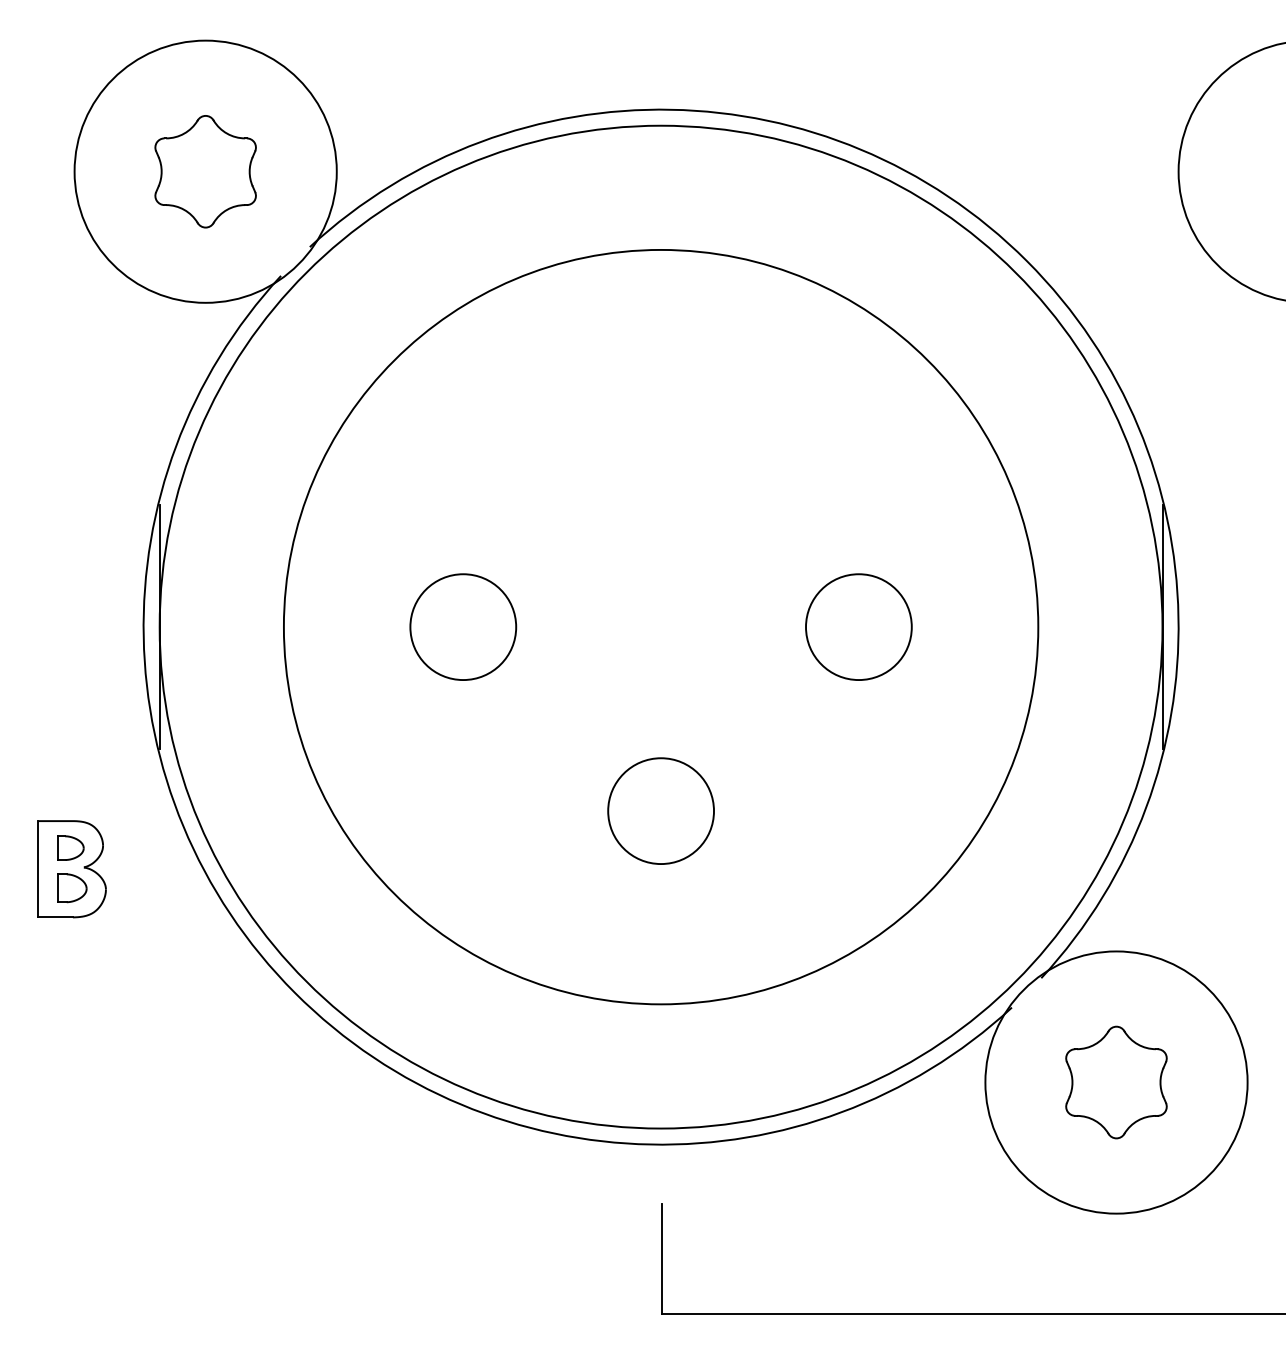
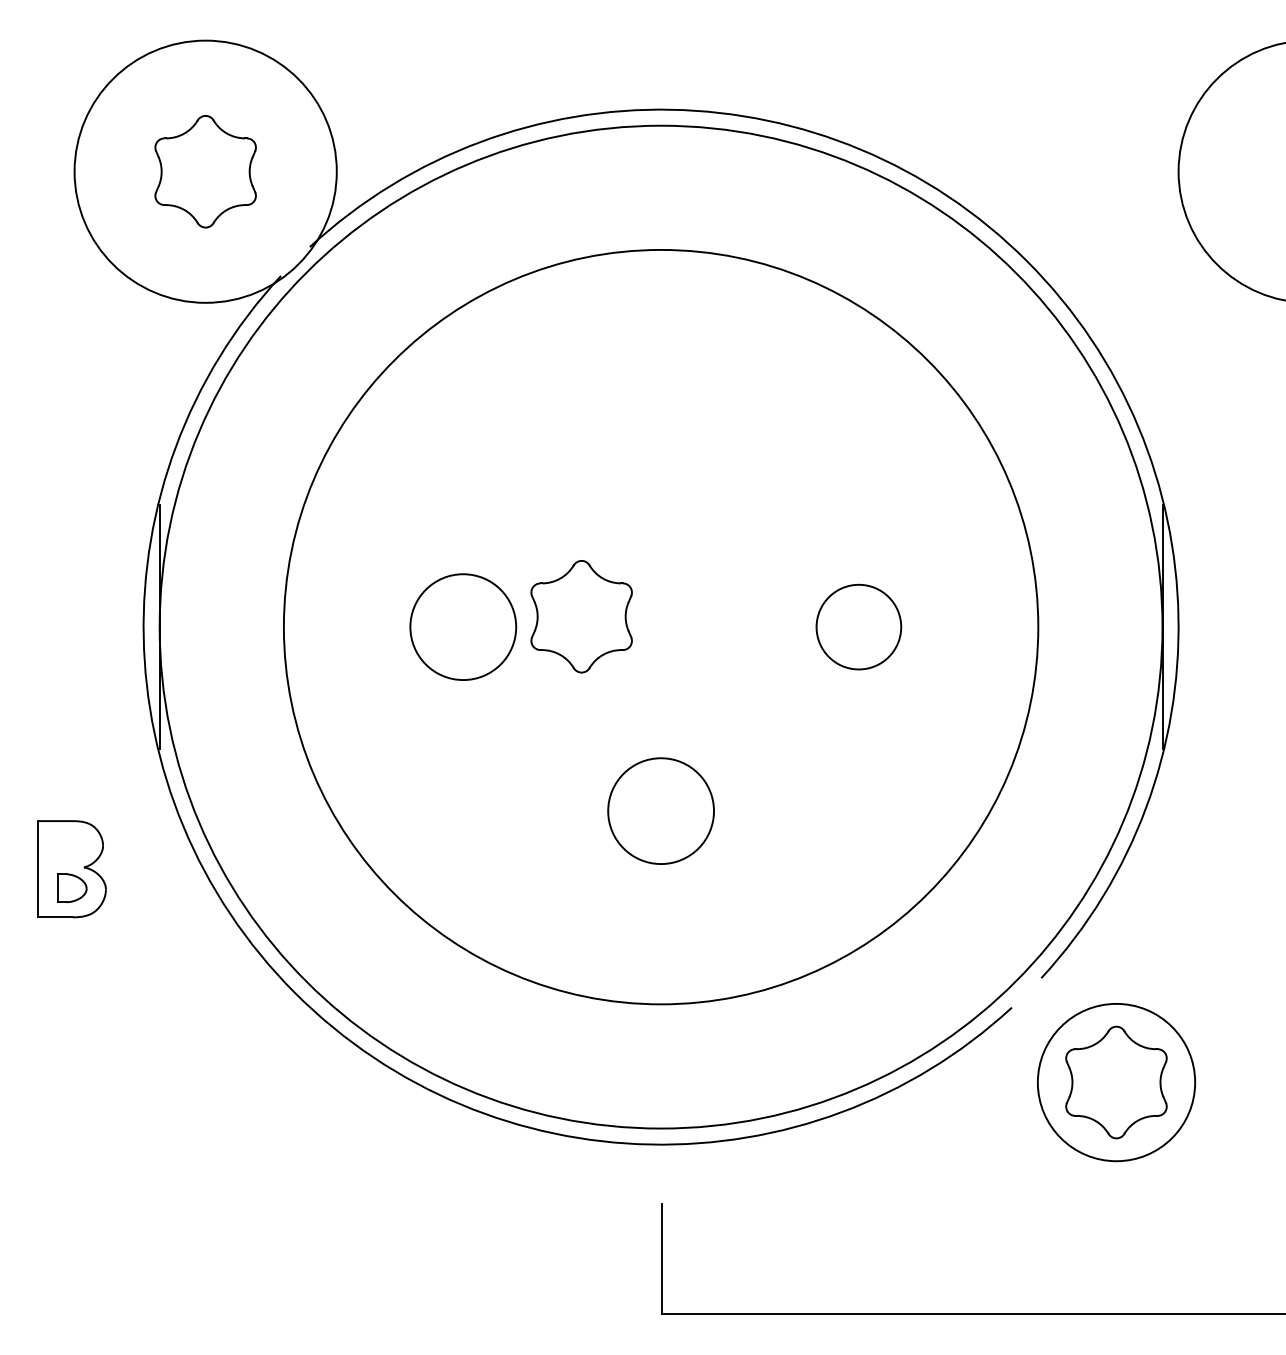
part: none -> present (581, 616)
circle diameter: 106 px -> 85 px (858, 626)
part: present -> none (70, 847)
circle diameter: 262 px -> 157 px (1116, 1082)
